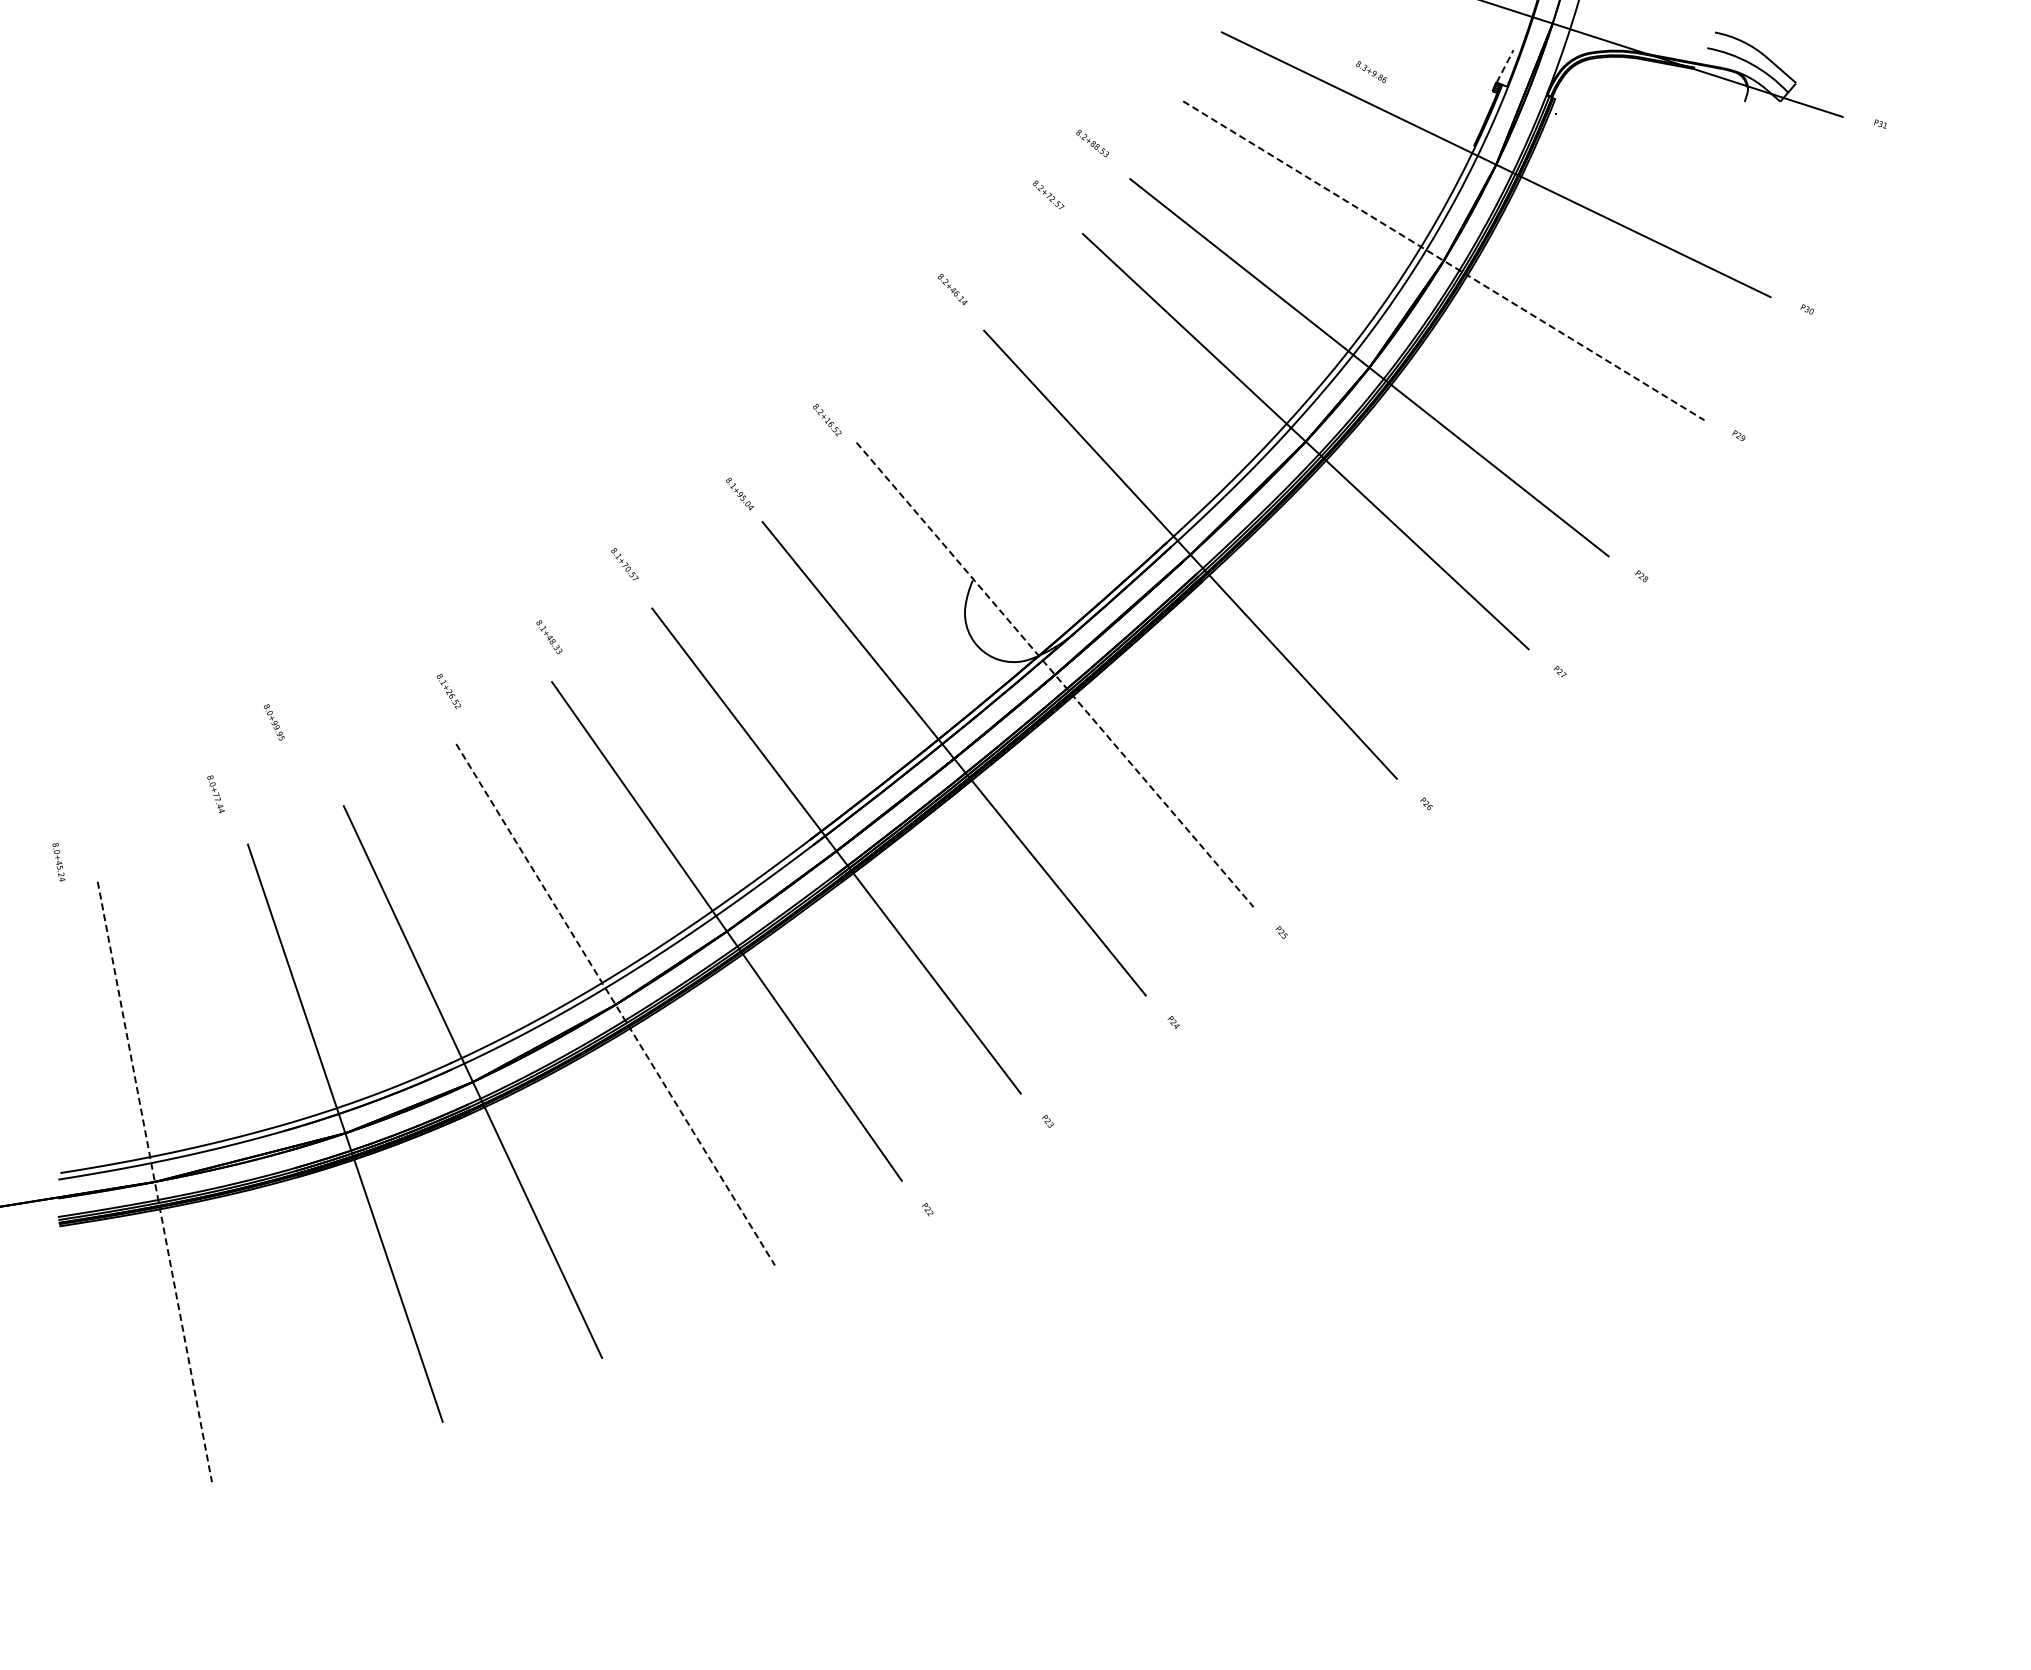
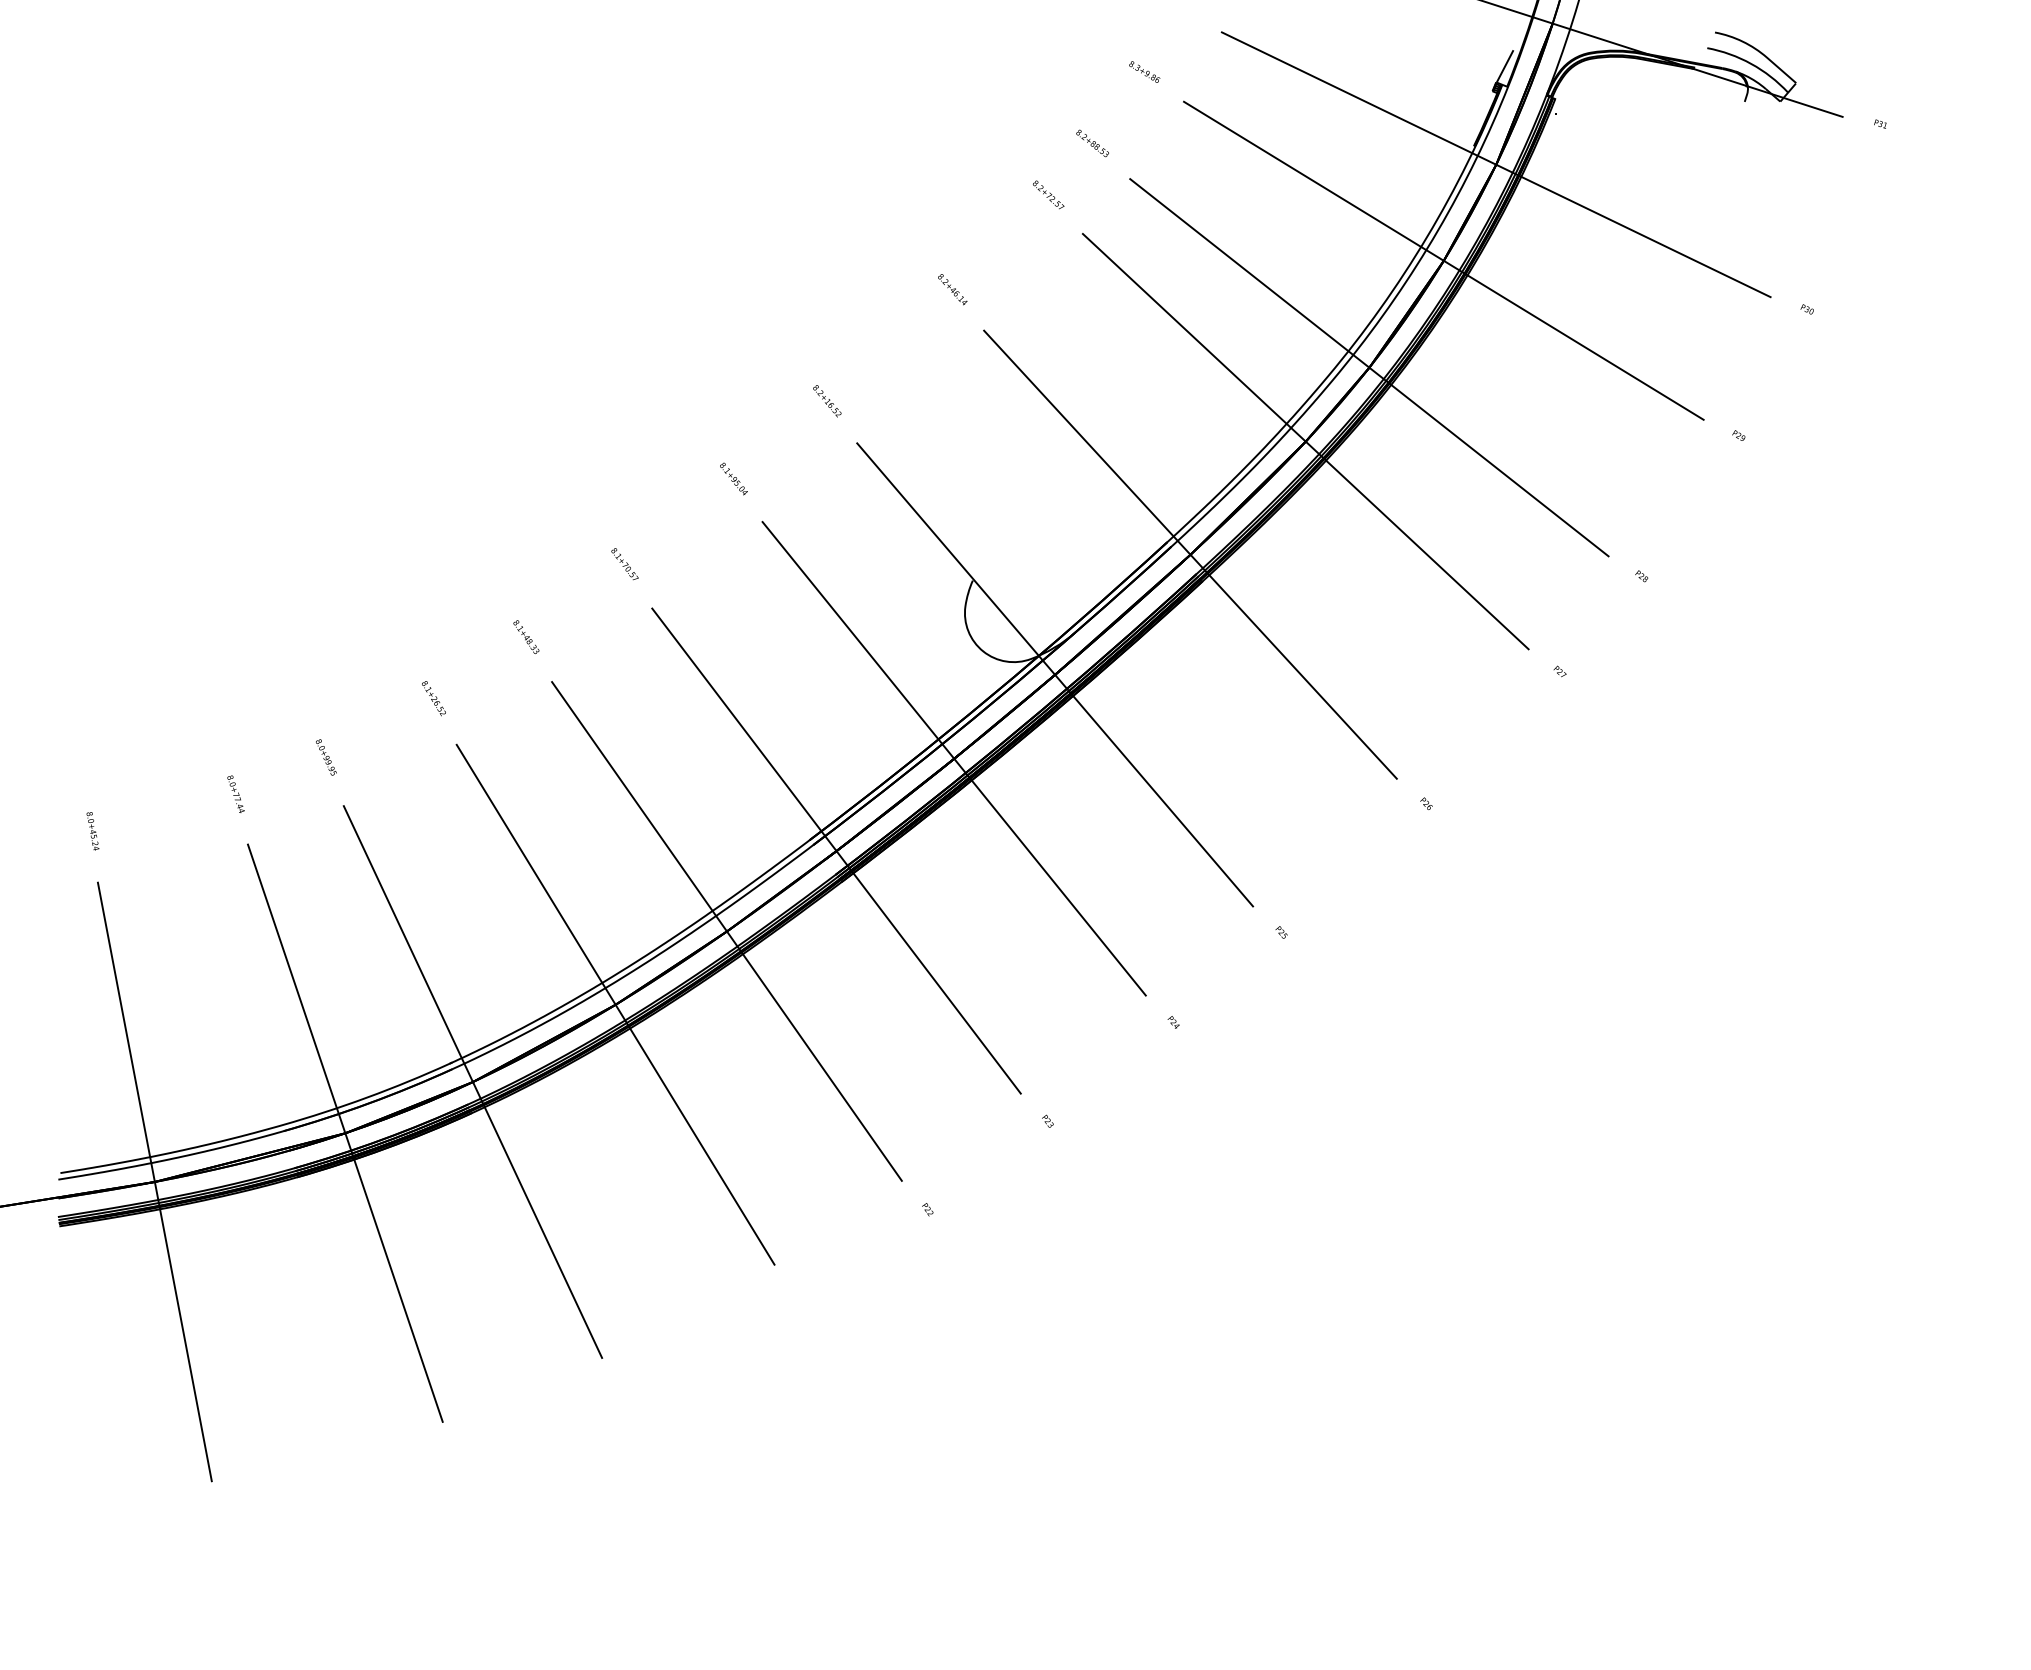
line: dashed -> solid (1505, 65)
text position: (1371, 71) -> (1144, 71) (1144, 71)
line: dashed -> solid (1443, 260)
text position: (827, 420) -> (827, 401) (827, 401)
text position: (739, 493) -> (733, 478) (733, 478)
text position: (549, 636) -> (526, 636) (526, 636)
line: dashed -> solid (1055, 674)
text position: (448, 691) -> (433, 698) (433, 698)
text position: (274, 722) -> (326, 757) (326, 757)
text position: (215, 793) -> (235, 793) (235, 793)
text position: (58, 862) -> (92, 831) (92, 831)
line: dashed -> solid (615, 1004)
line: dashed -> solid (154, 1181)
